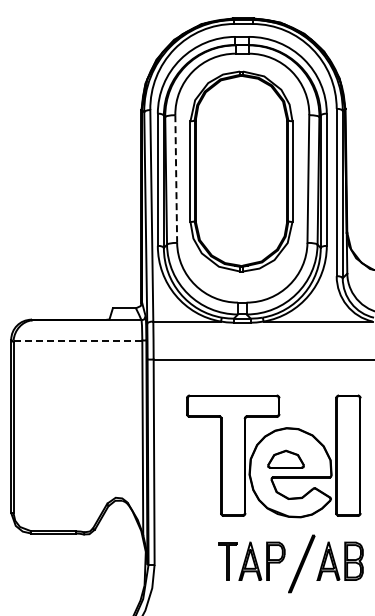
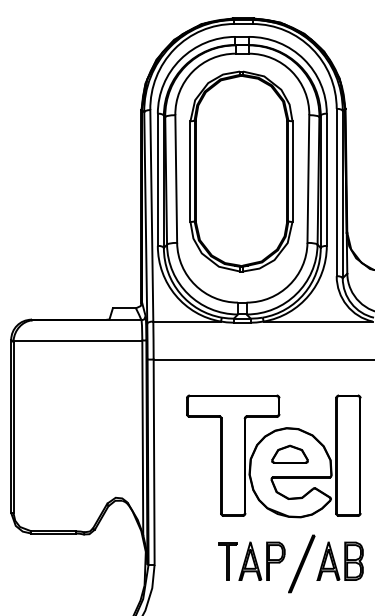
line: dashed -> solid (176, 179)
line: dashed -> solid (77, 340)
part position: (285, 458) -> (289, 453) (289, 453)
